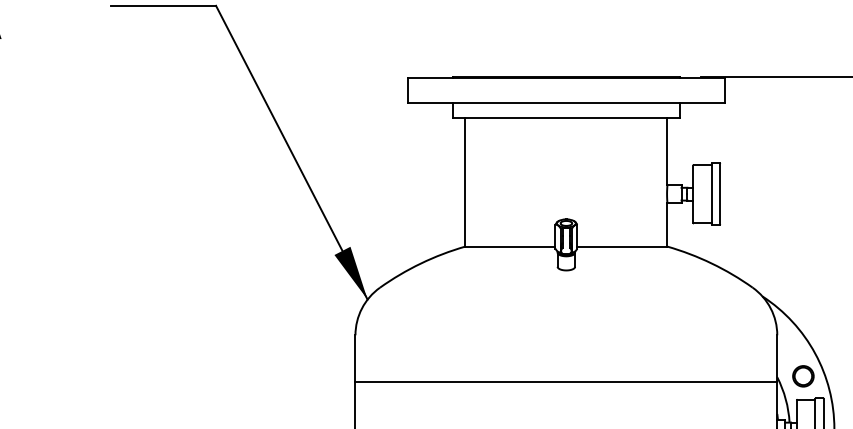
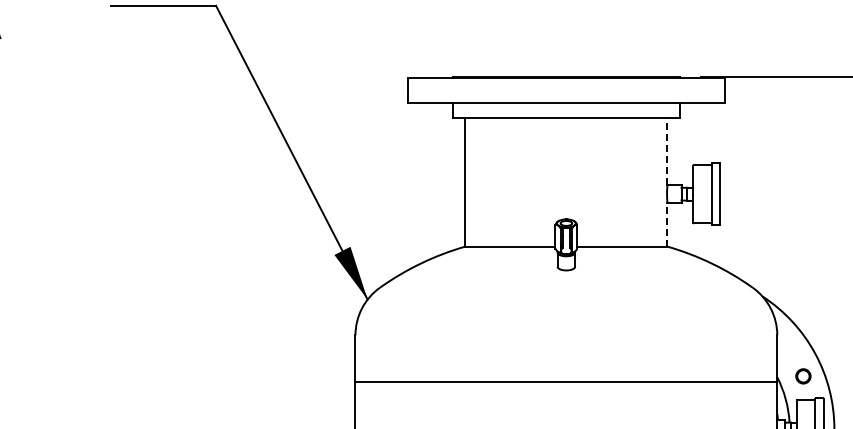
line: solid -> dashed (667, 151)
line: solid -> dashed (667, 224)
circle size: 23x23 px -> 17x17 px (803, 376)
